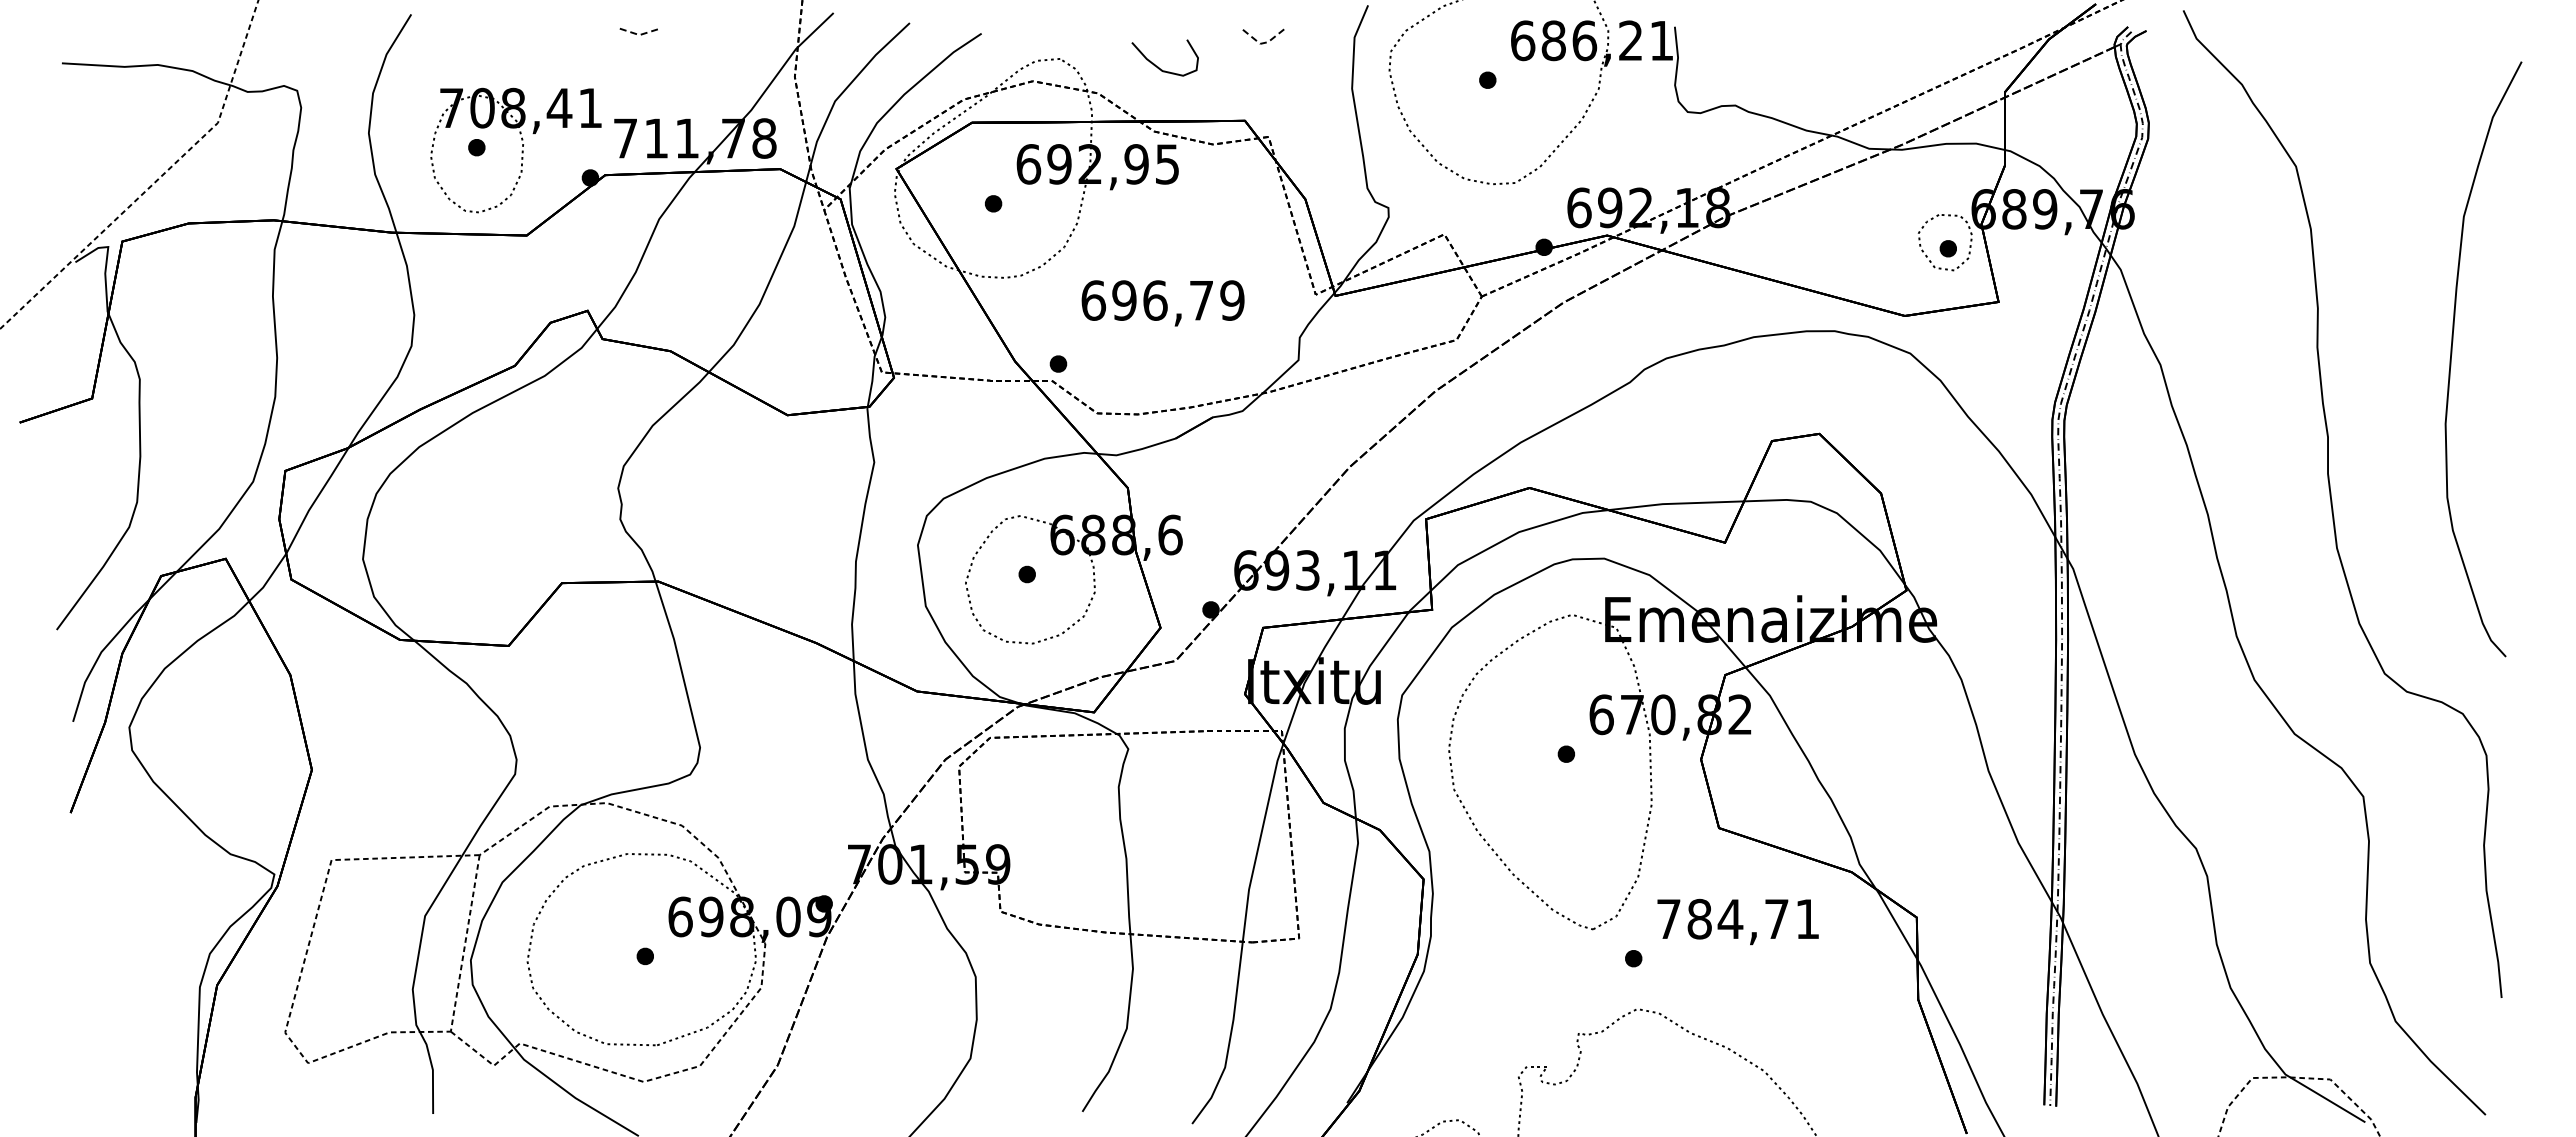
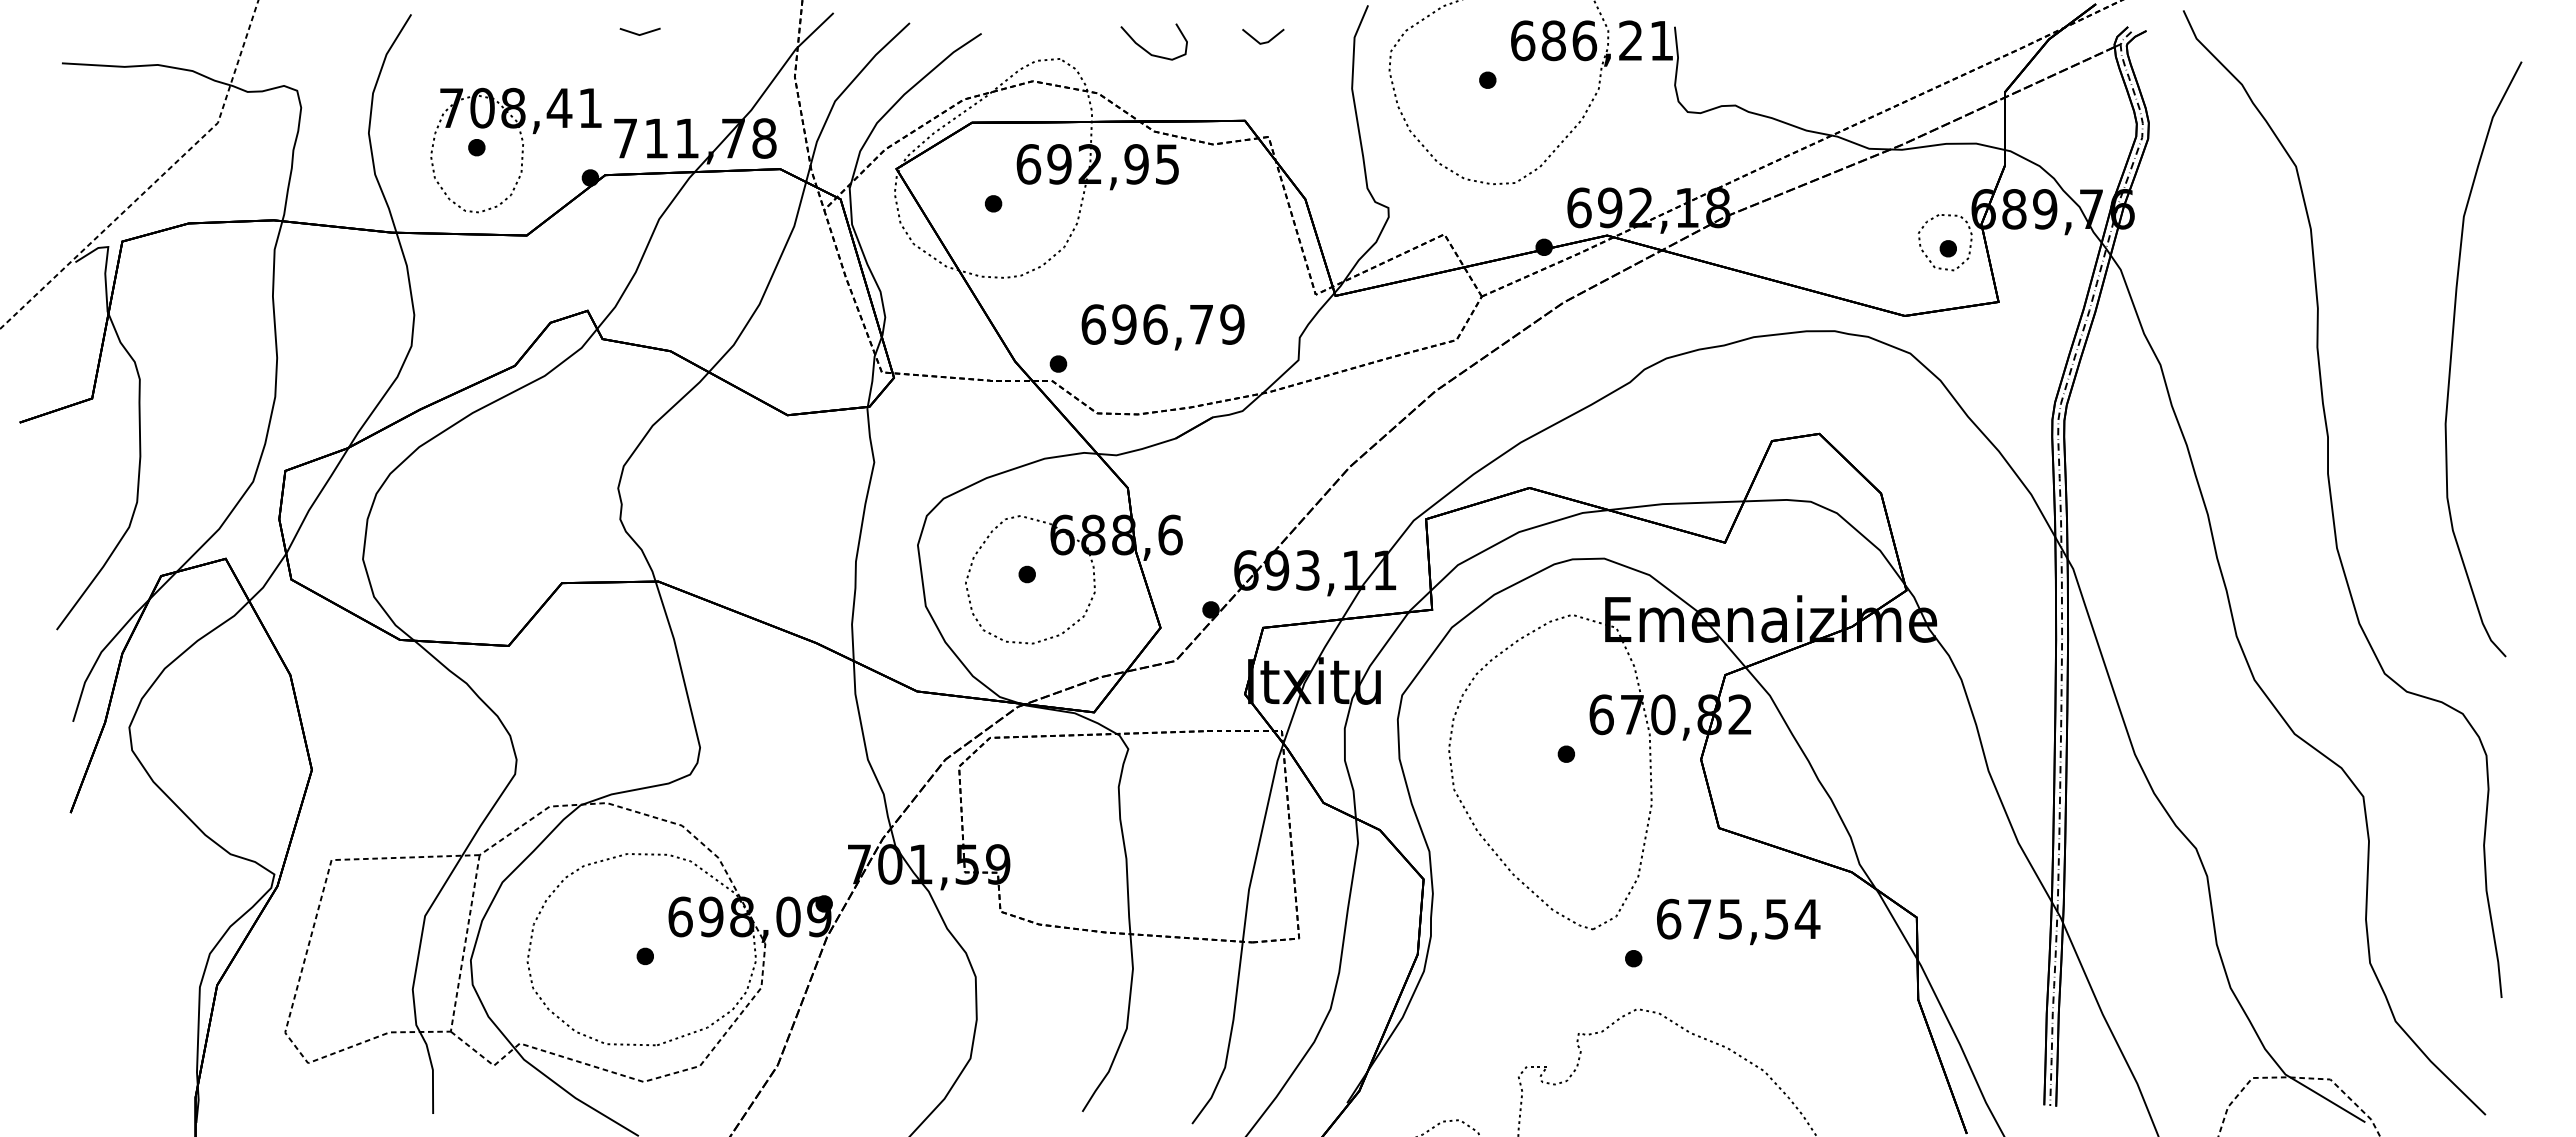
line: dashed -> solid (640, 34)
line: dashed -> solid (1262, 43)
curve position: (1158, 66) -> (1147, 50) (1147, 50)
text position: (1162, 303) -> (1162, 327) (1162, 327)
text: 784,71 -> 675,54 (1738, 918)
